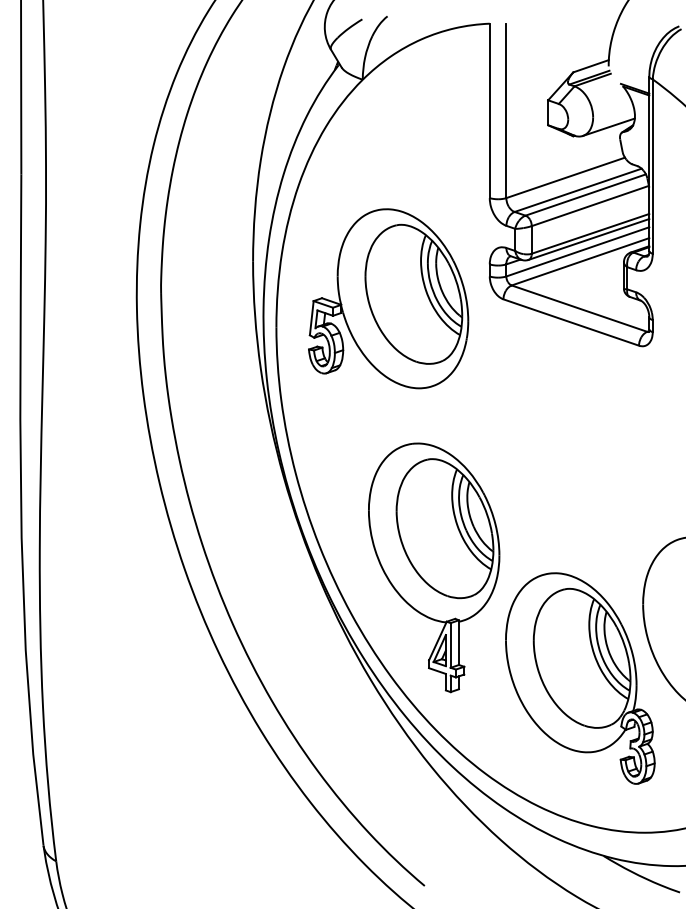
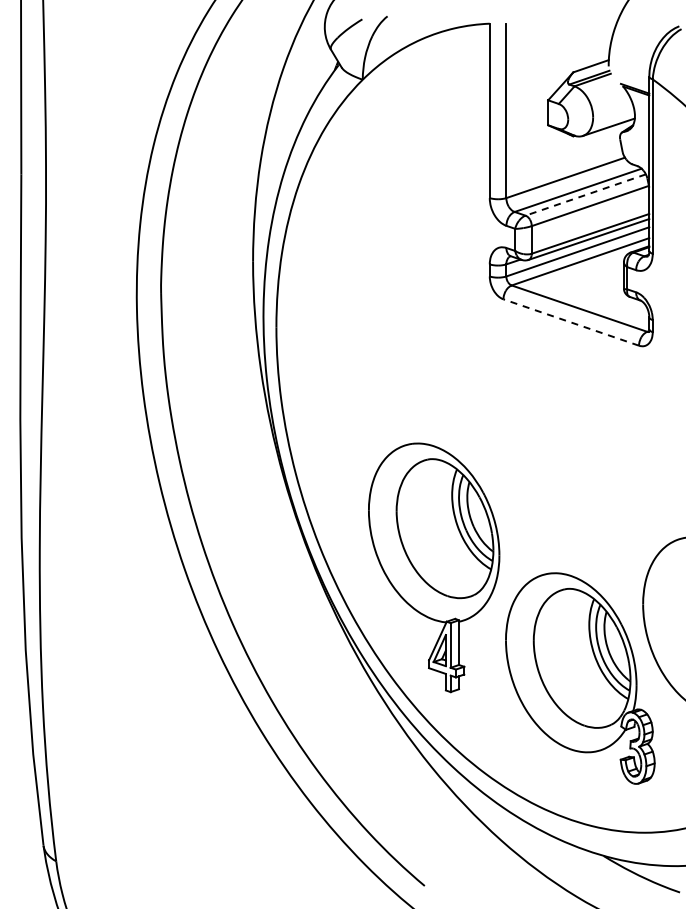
line: solid -> dashed (585, 195)
part: present -> none (388, 298)
line: solid -> dashed (571, 322)
